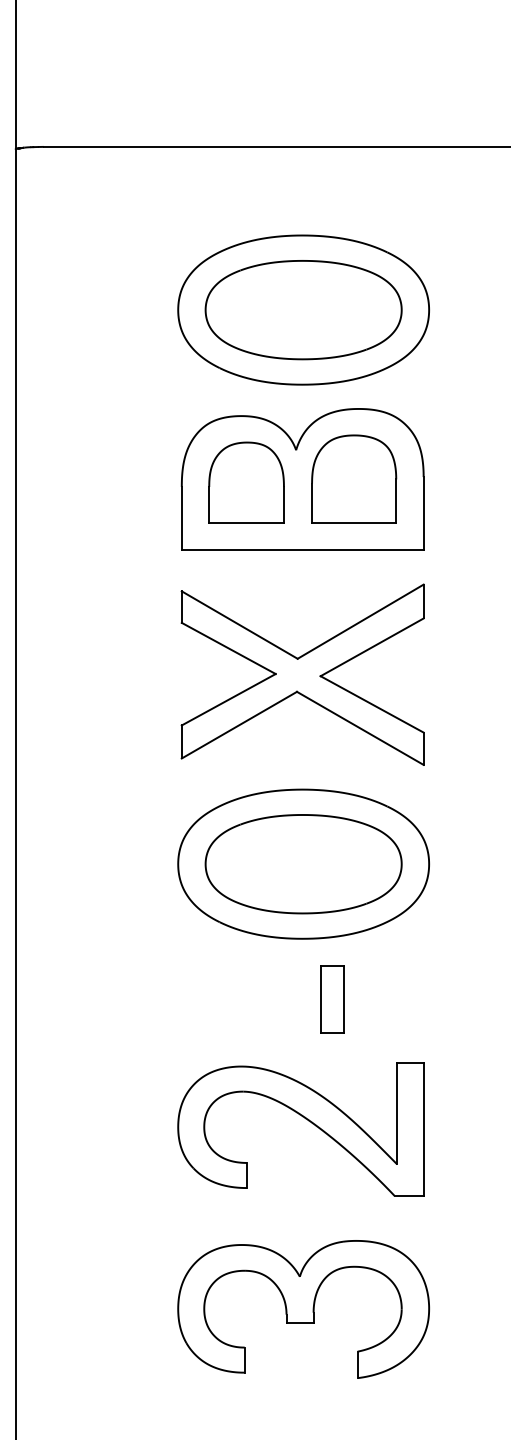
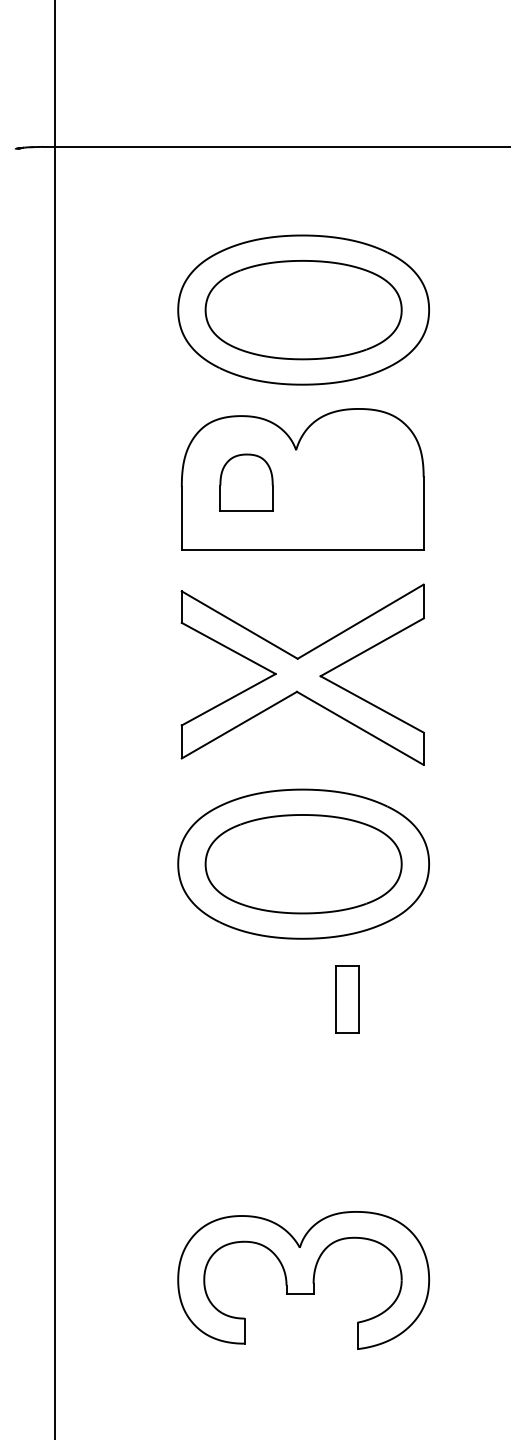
part: present -> none (354, 478)
part size: 77x83 px -> 55x59 px (246, 482)
line position: (15, 719) -> (54, 719) (54, 719)
part position: (332, 999) -> (347, 999) (347, 999)
part: present -> none (305, 1119)
part position: (303, 1309) -> (303, 1280) (303, 1280)
